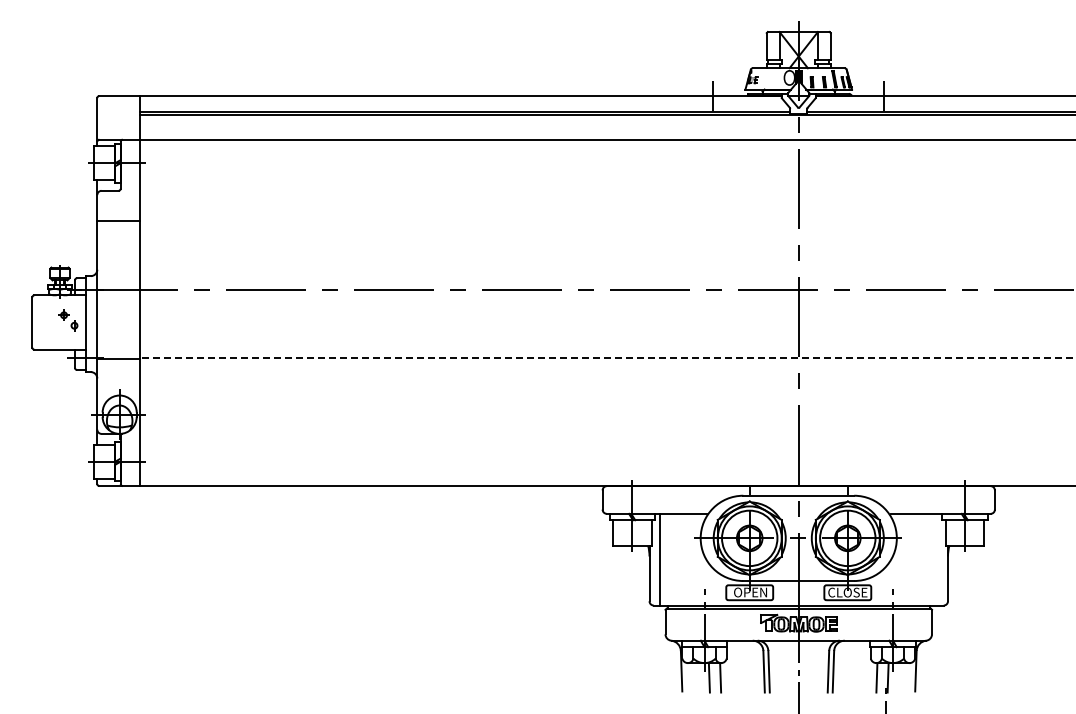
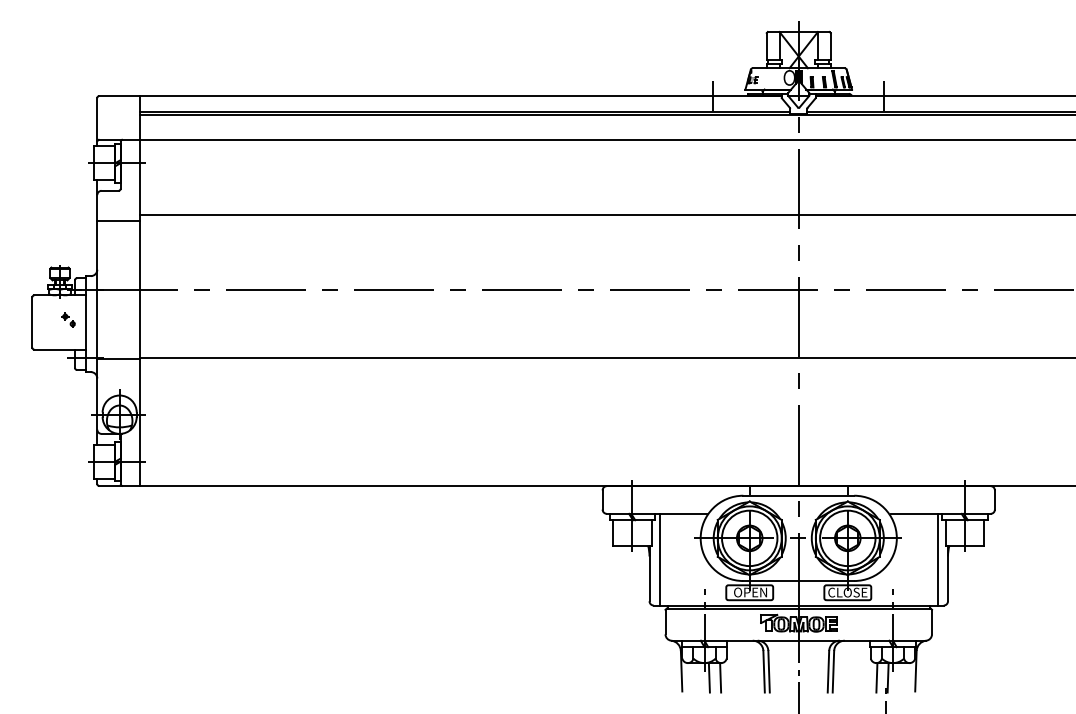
line: none -> present (605, 215)
part size: 21x23 px -> 15x16 px (68, 319)
line: dashed -> solid (607, 358)
line: none -> present (937, 559)
